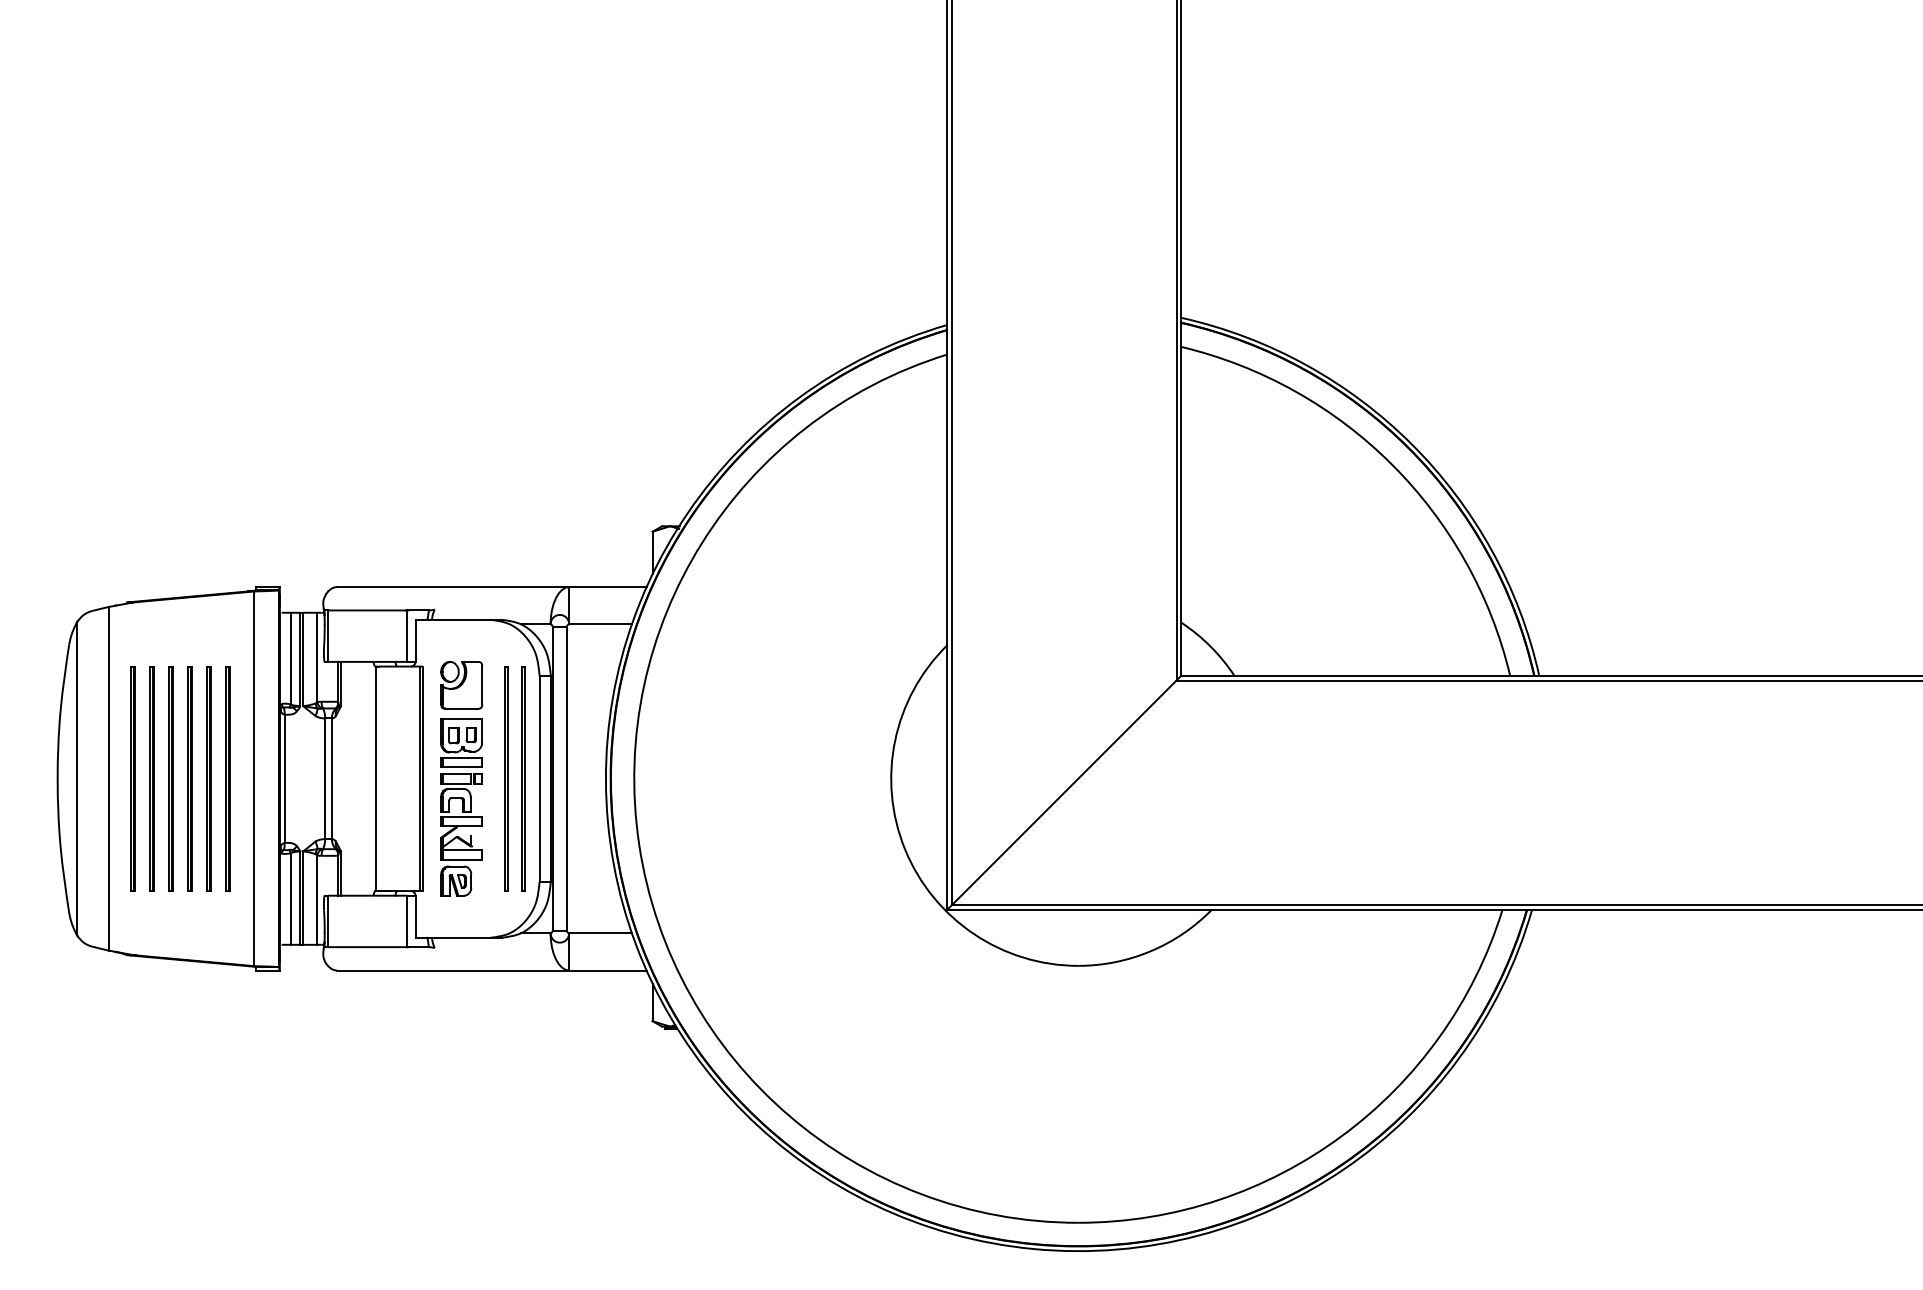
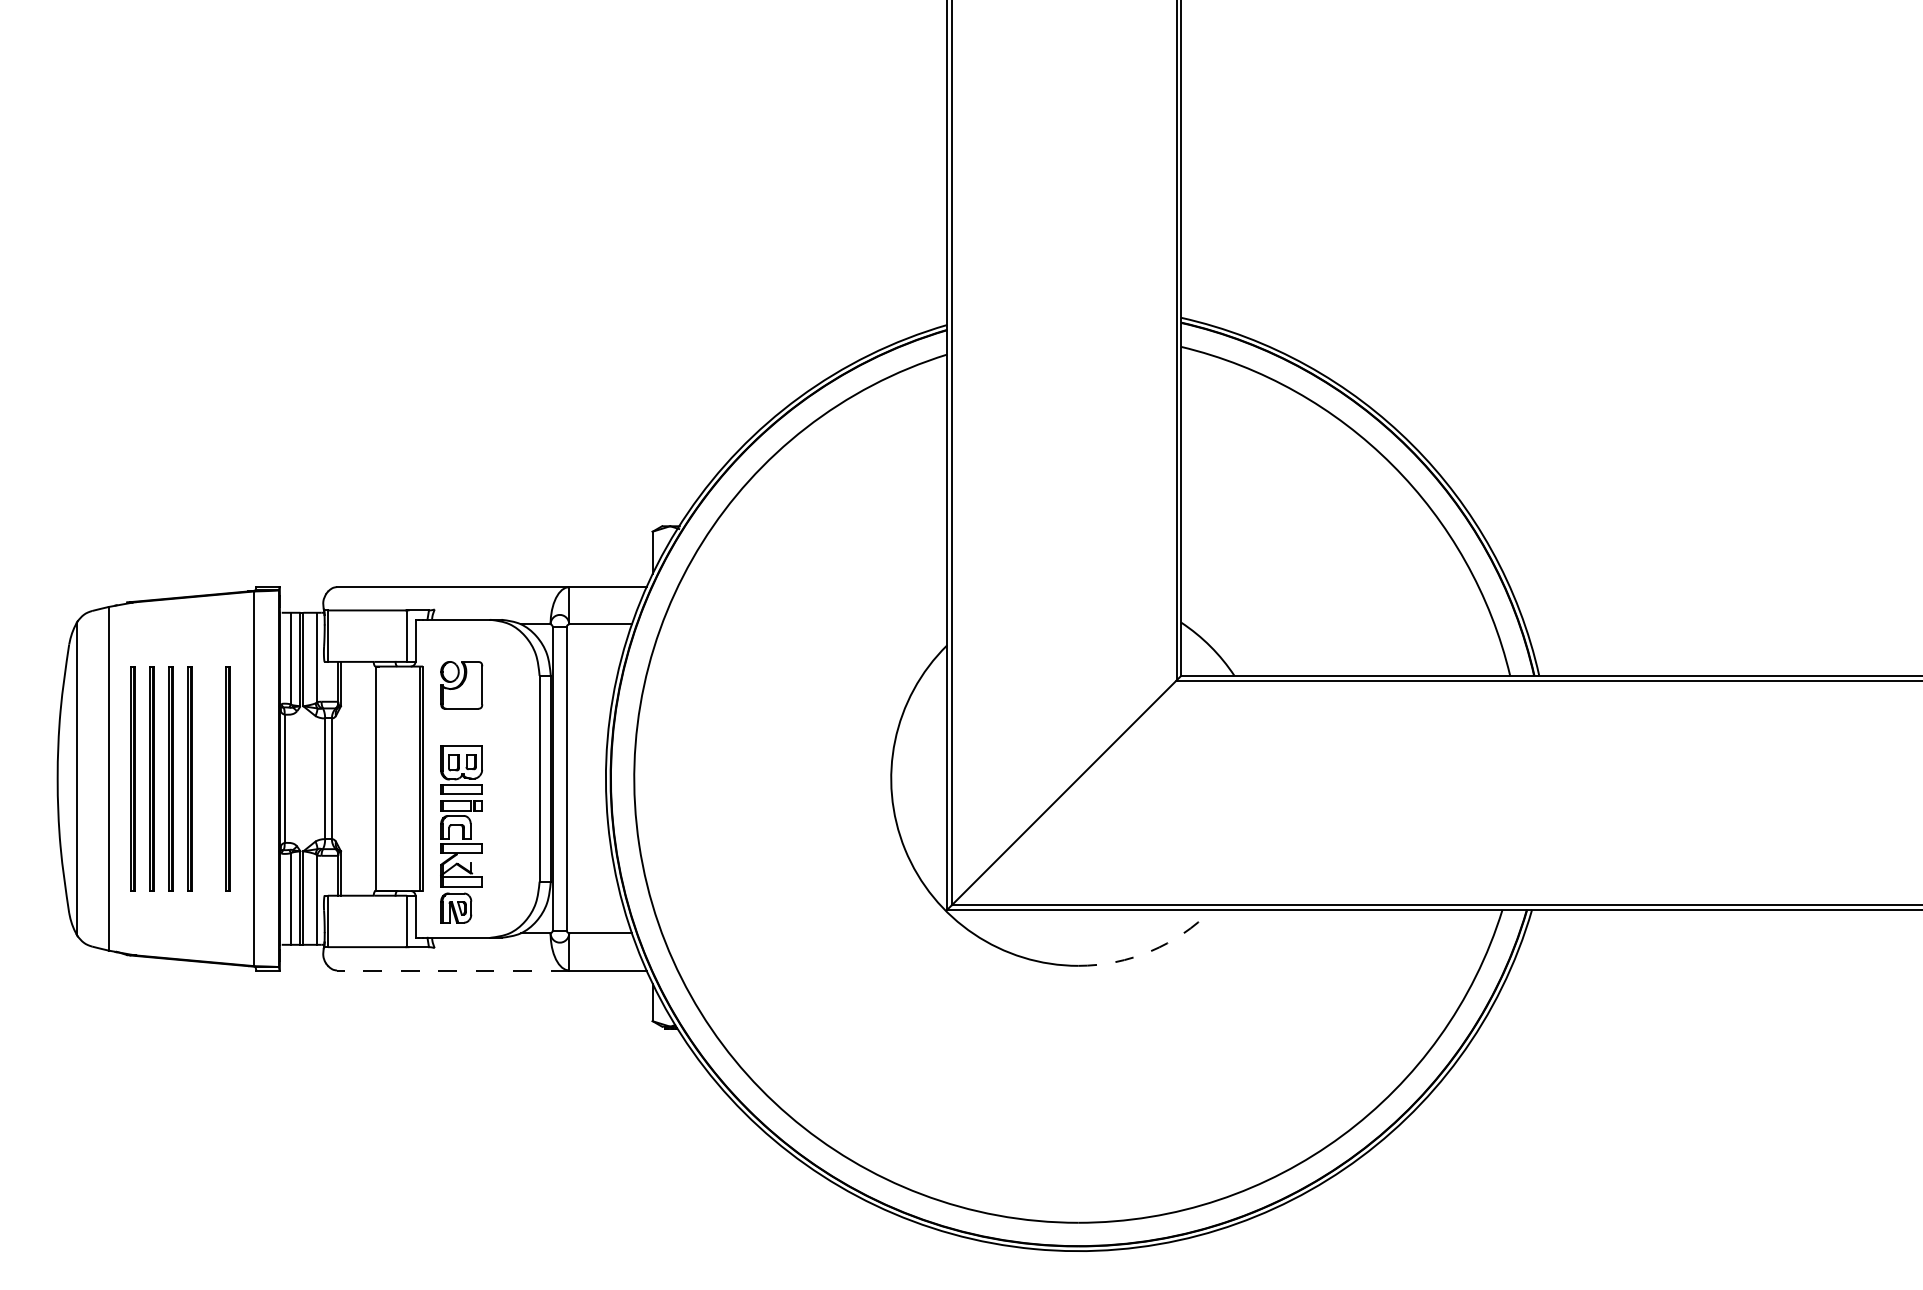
part: present -> none (208, 778)
line: present -> none (505, 778)
line: present -> none (522, 778)
part position: (461, 807) -> (461, 834) (461, 834)
arc: solid -> dashed (1150, 951)
line: solid -> dashed (452, 970)
